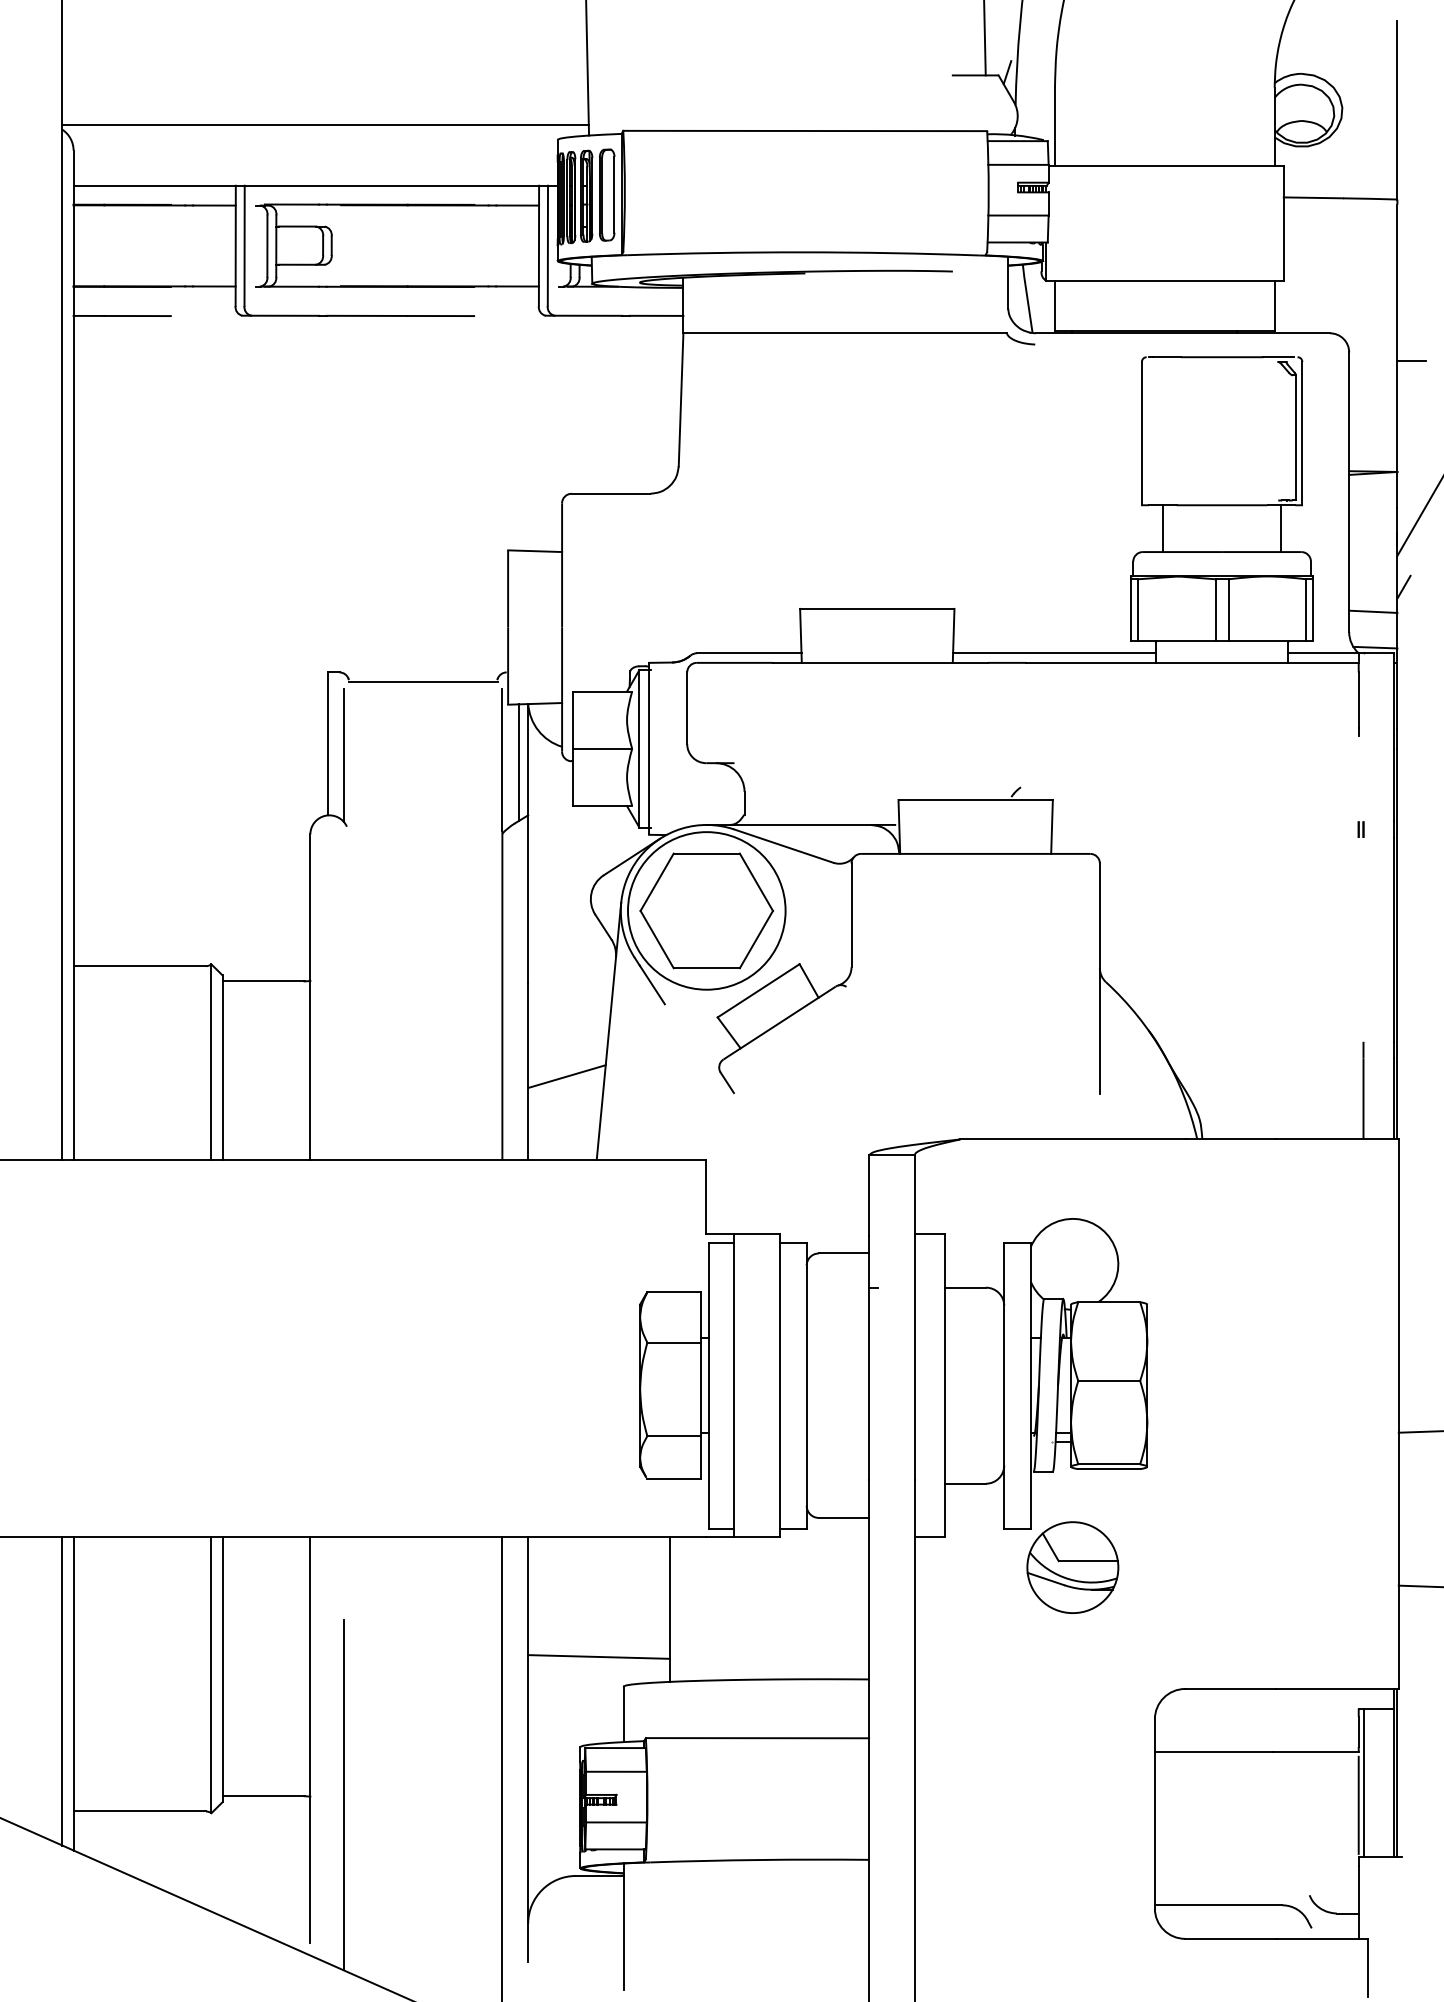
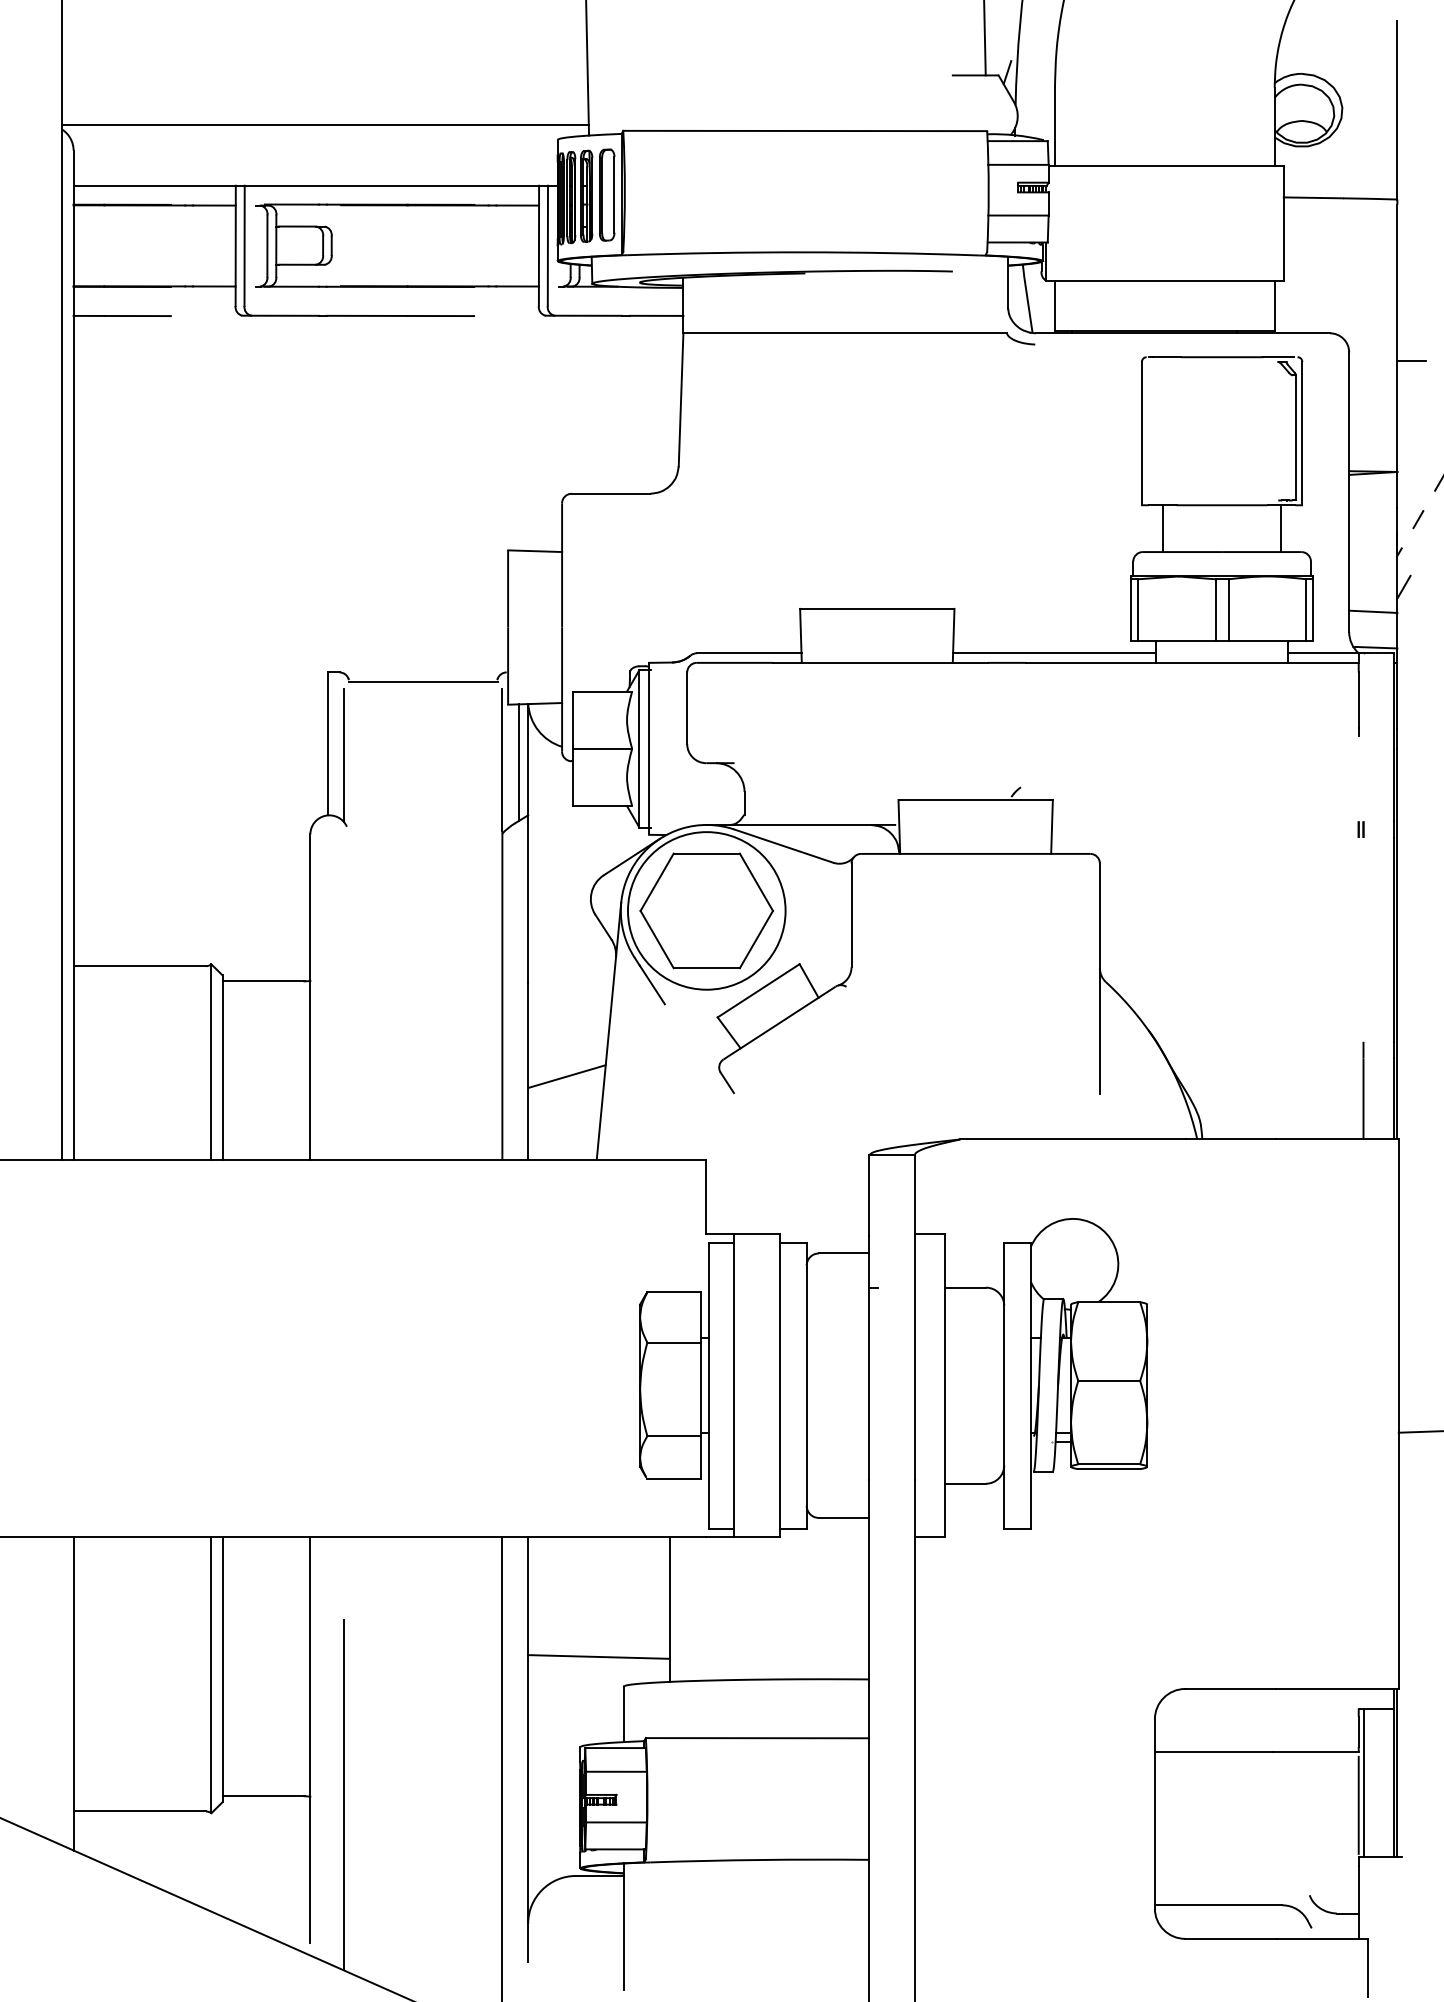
line: solid -> dashed (1420, 516)
part: present -> none (1072, 1567)
line: present -> none (1419, 1586)
line: present -> none (62, 1691)
